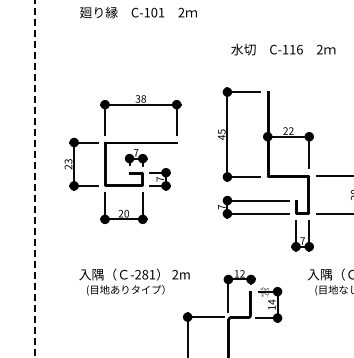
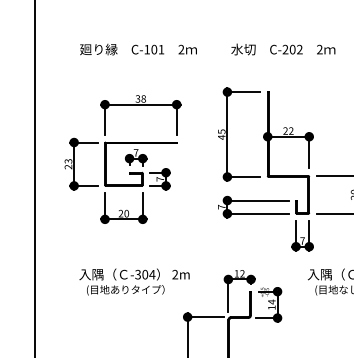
text position: (138, 12) -> (138, 49) (138, 49)
text: C-116 -> C-202 (292, 49)
line: dashed -> solid (35, 179)
text: -281 -> -304 (145, 274)
